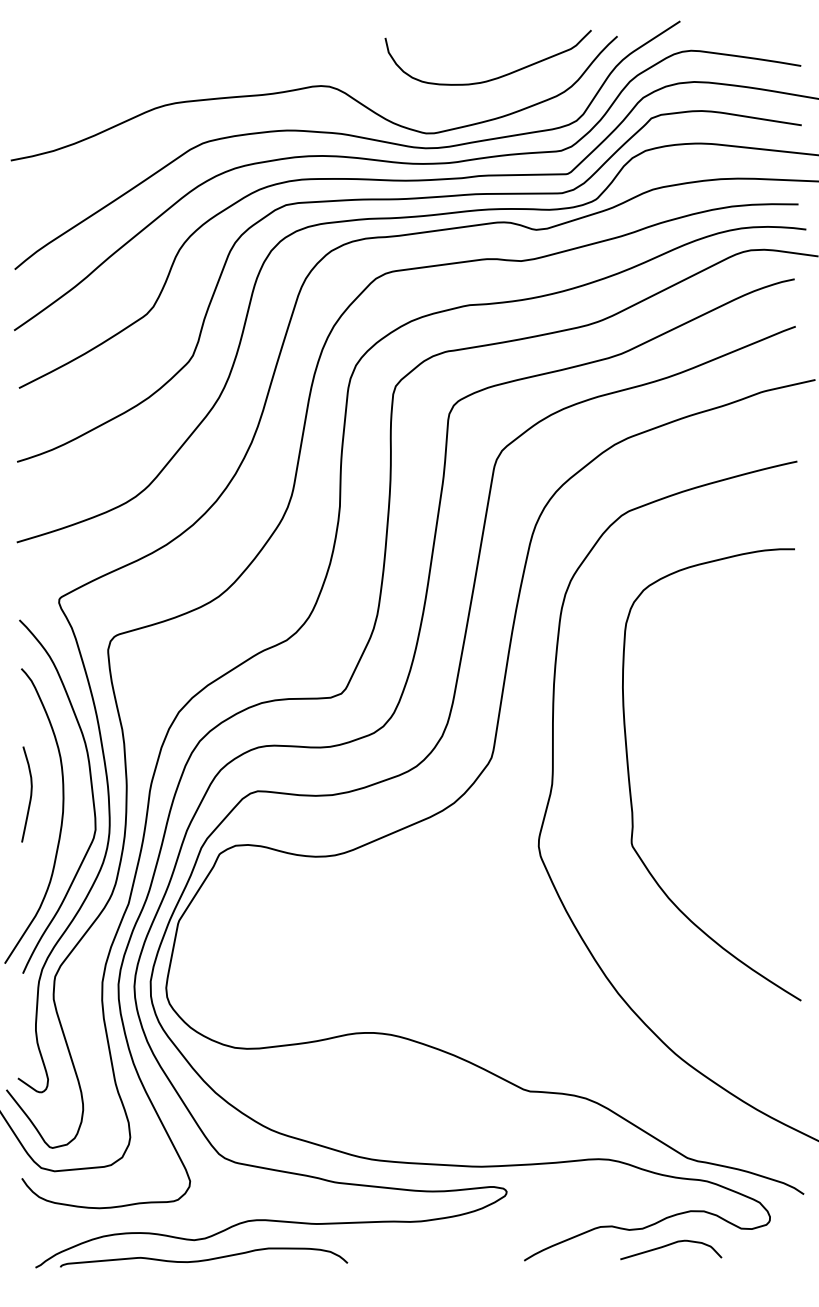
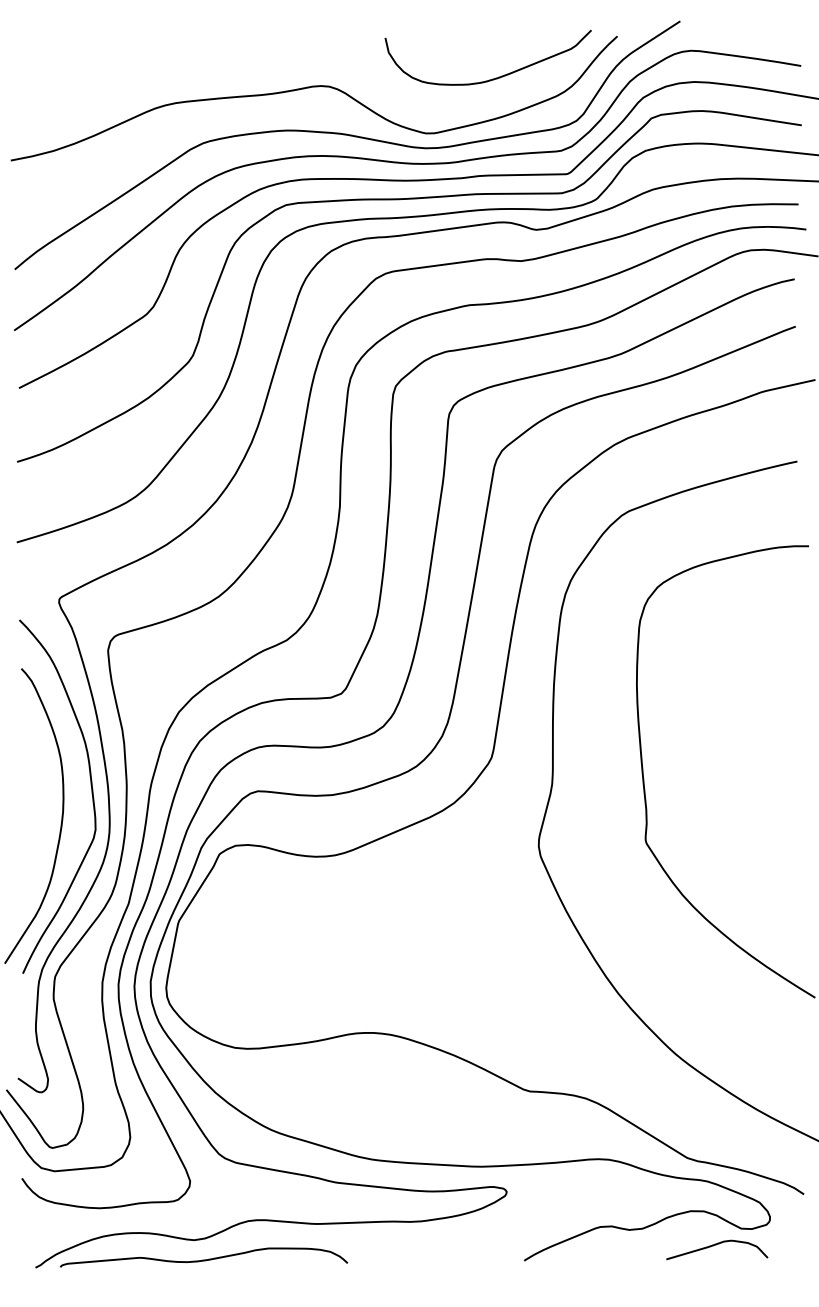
curve position: (630, 781) -> (644, 778) (644, 778)
curve: present -> none (30, 794)
curve position: (670, 1245) -> (716, 1245) (716, 1245)
